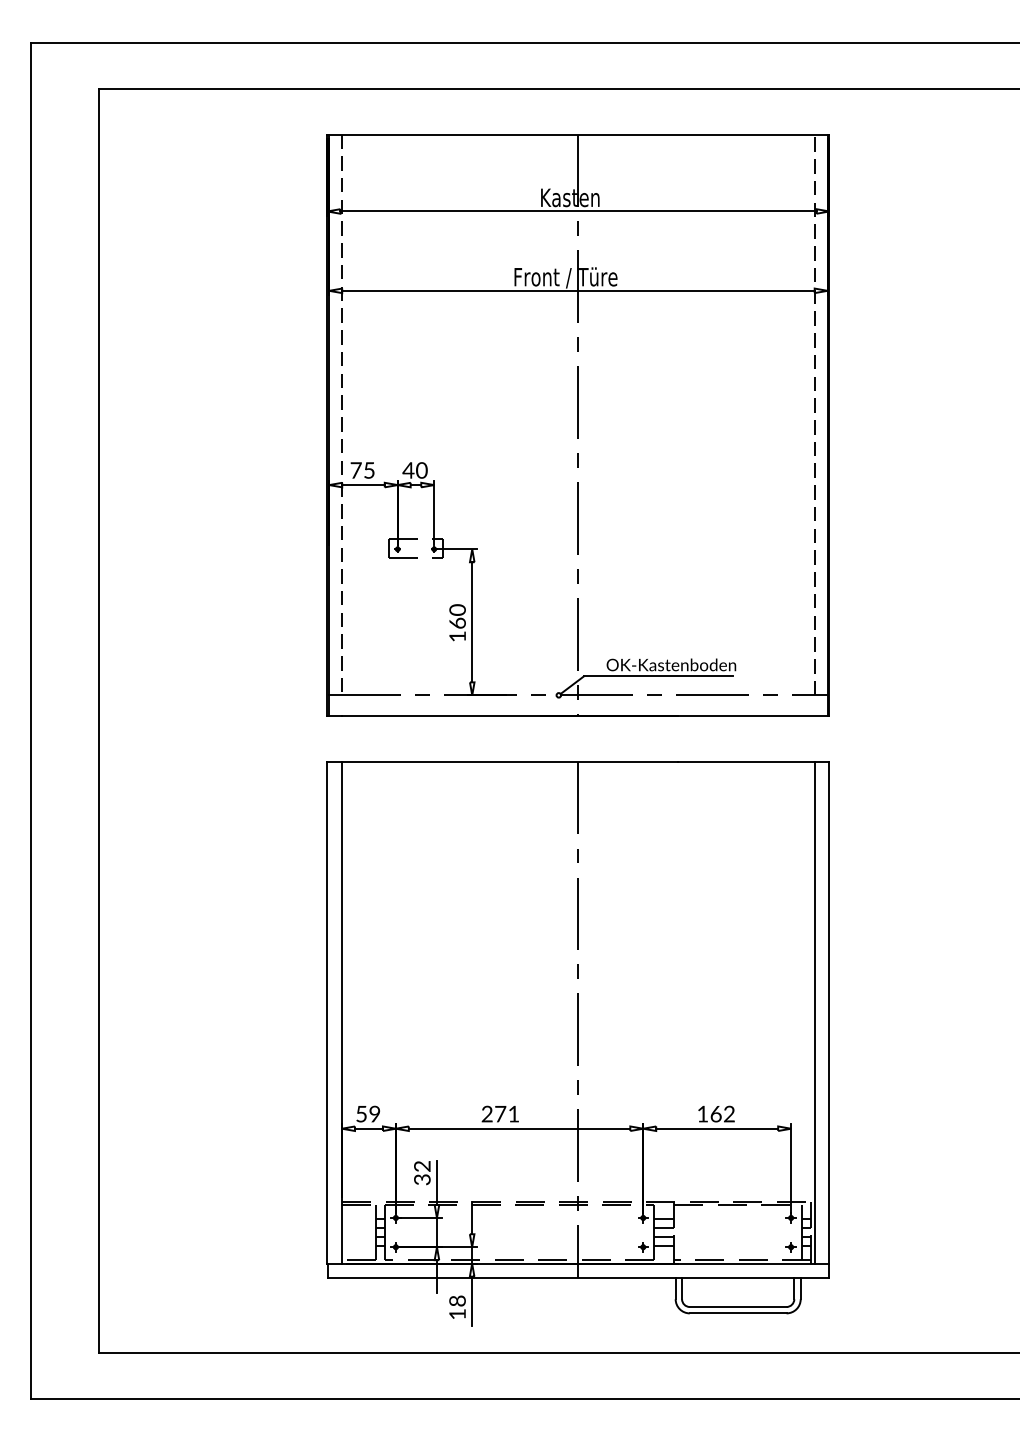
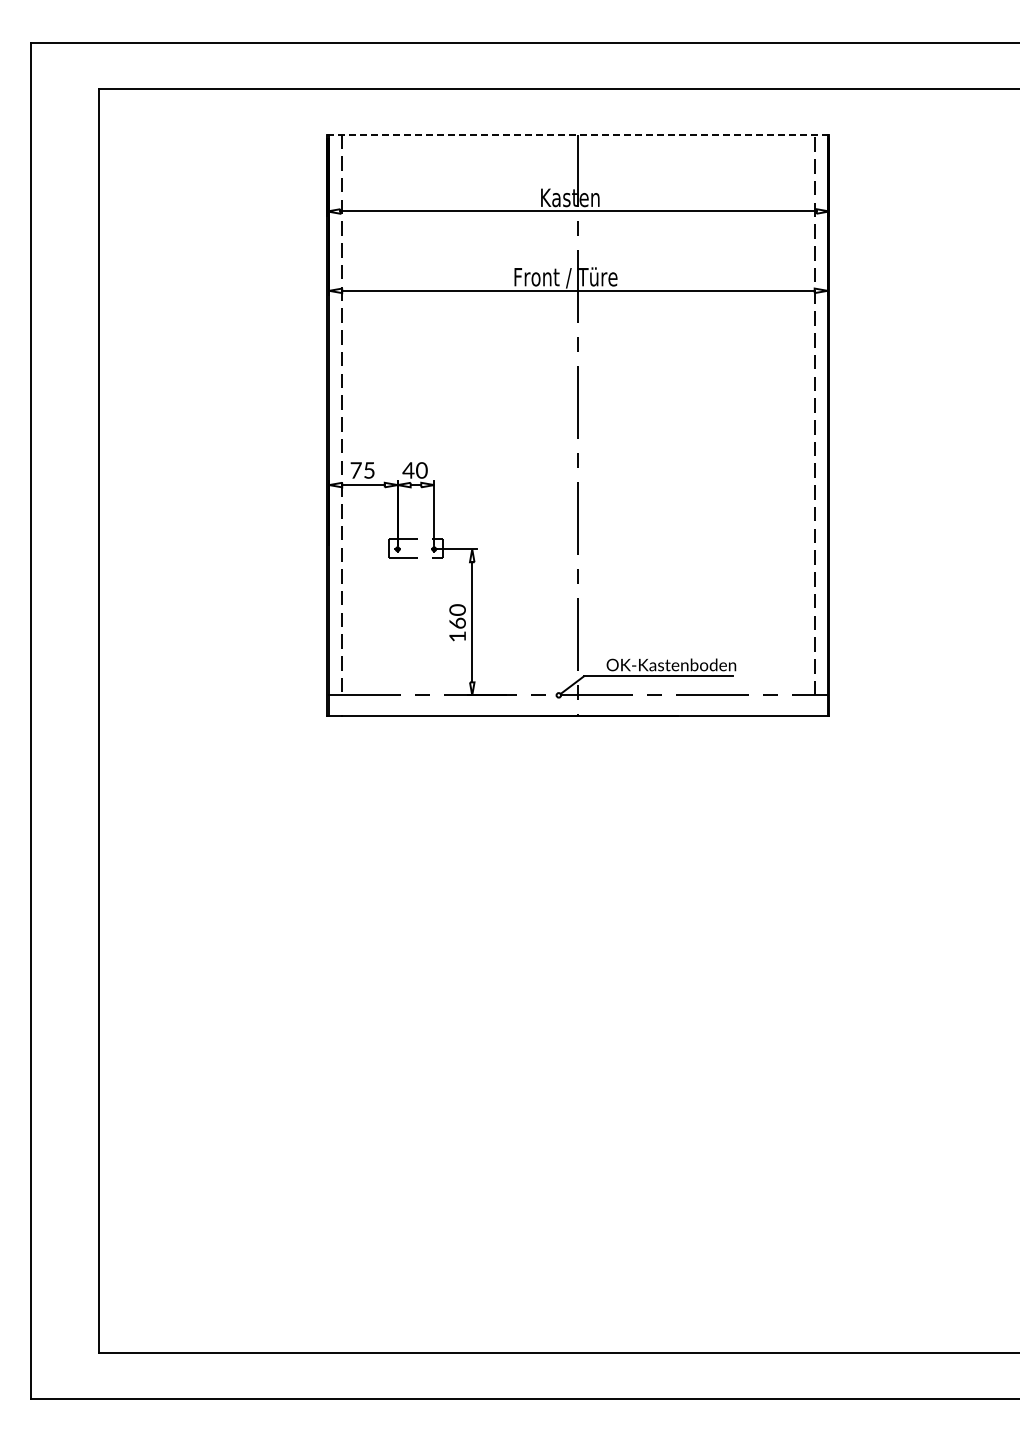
line: solid -> dashed (577, 134)
part: present -> none (577, 1043)
